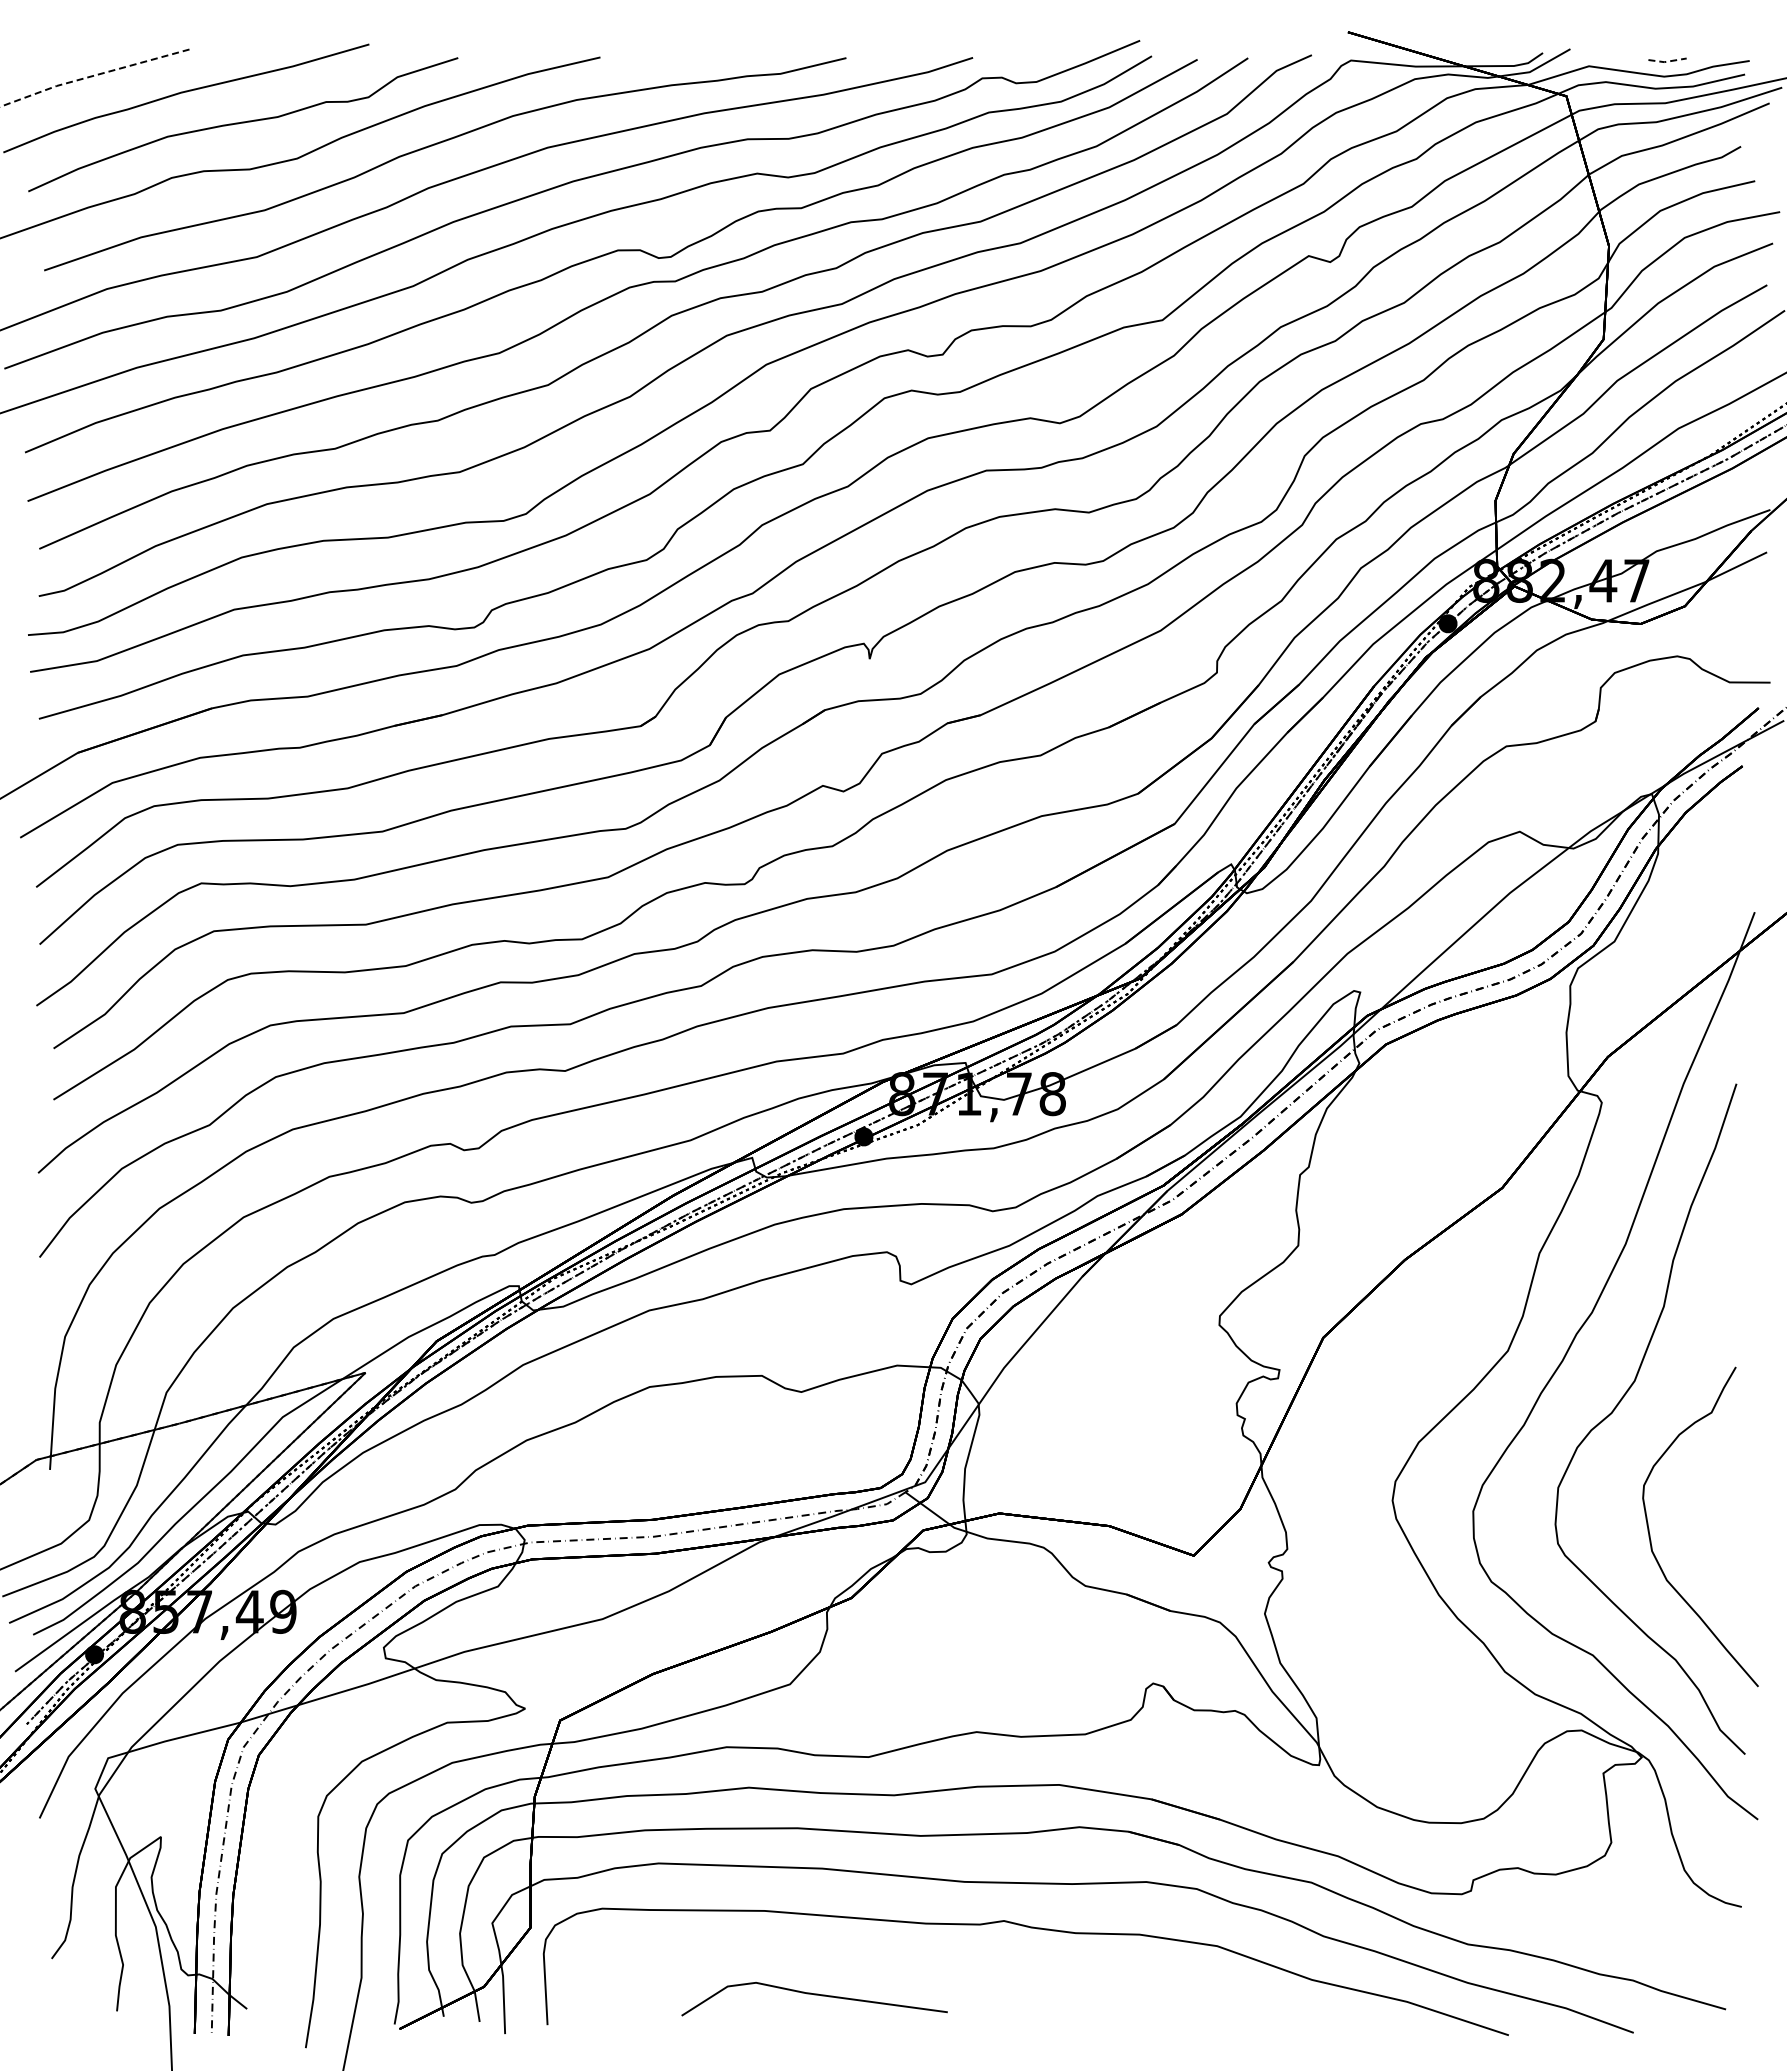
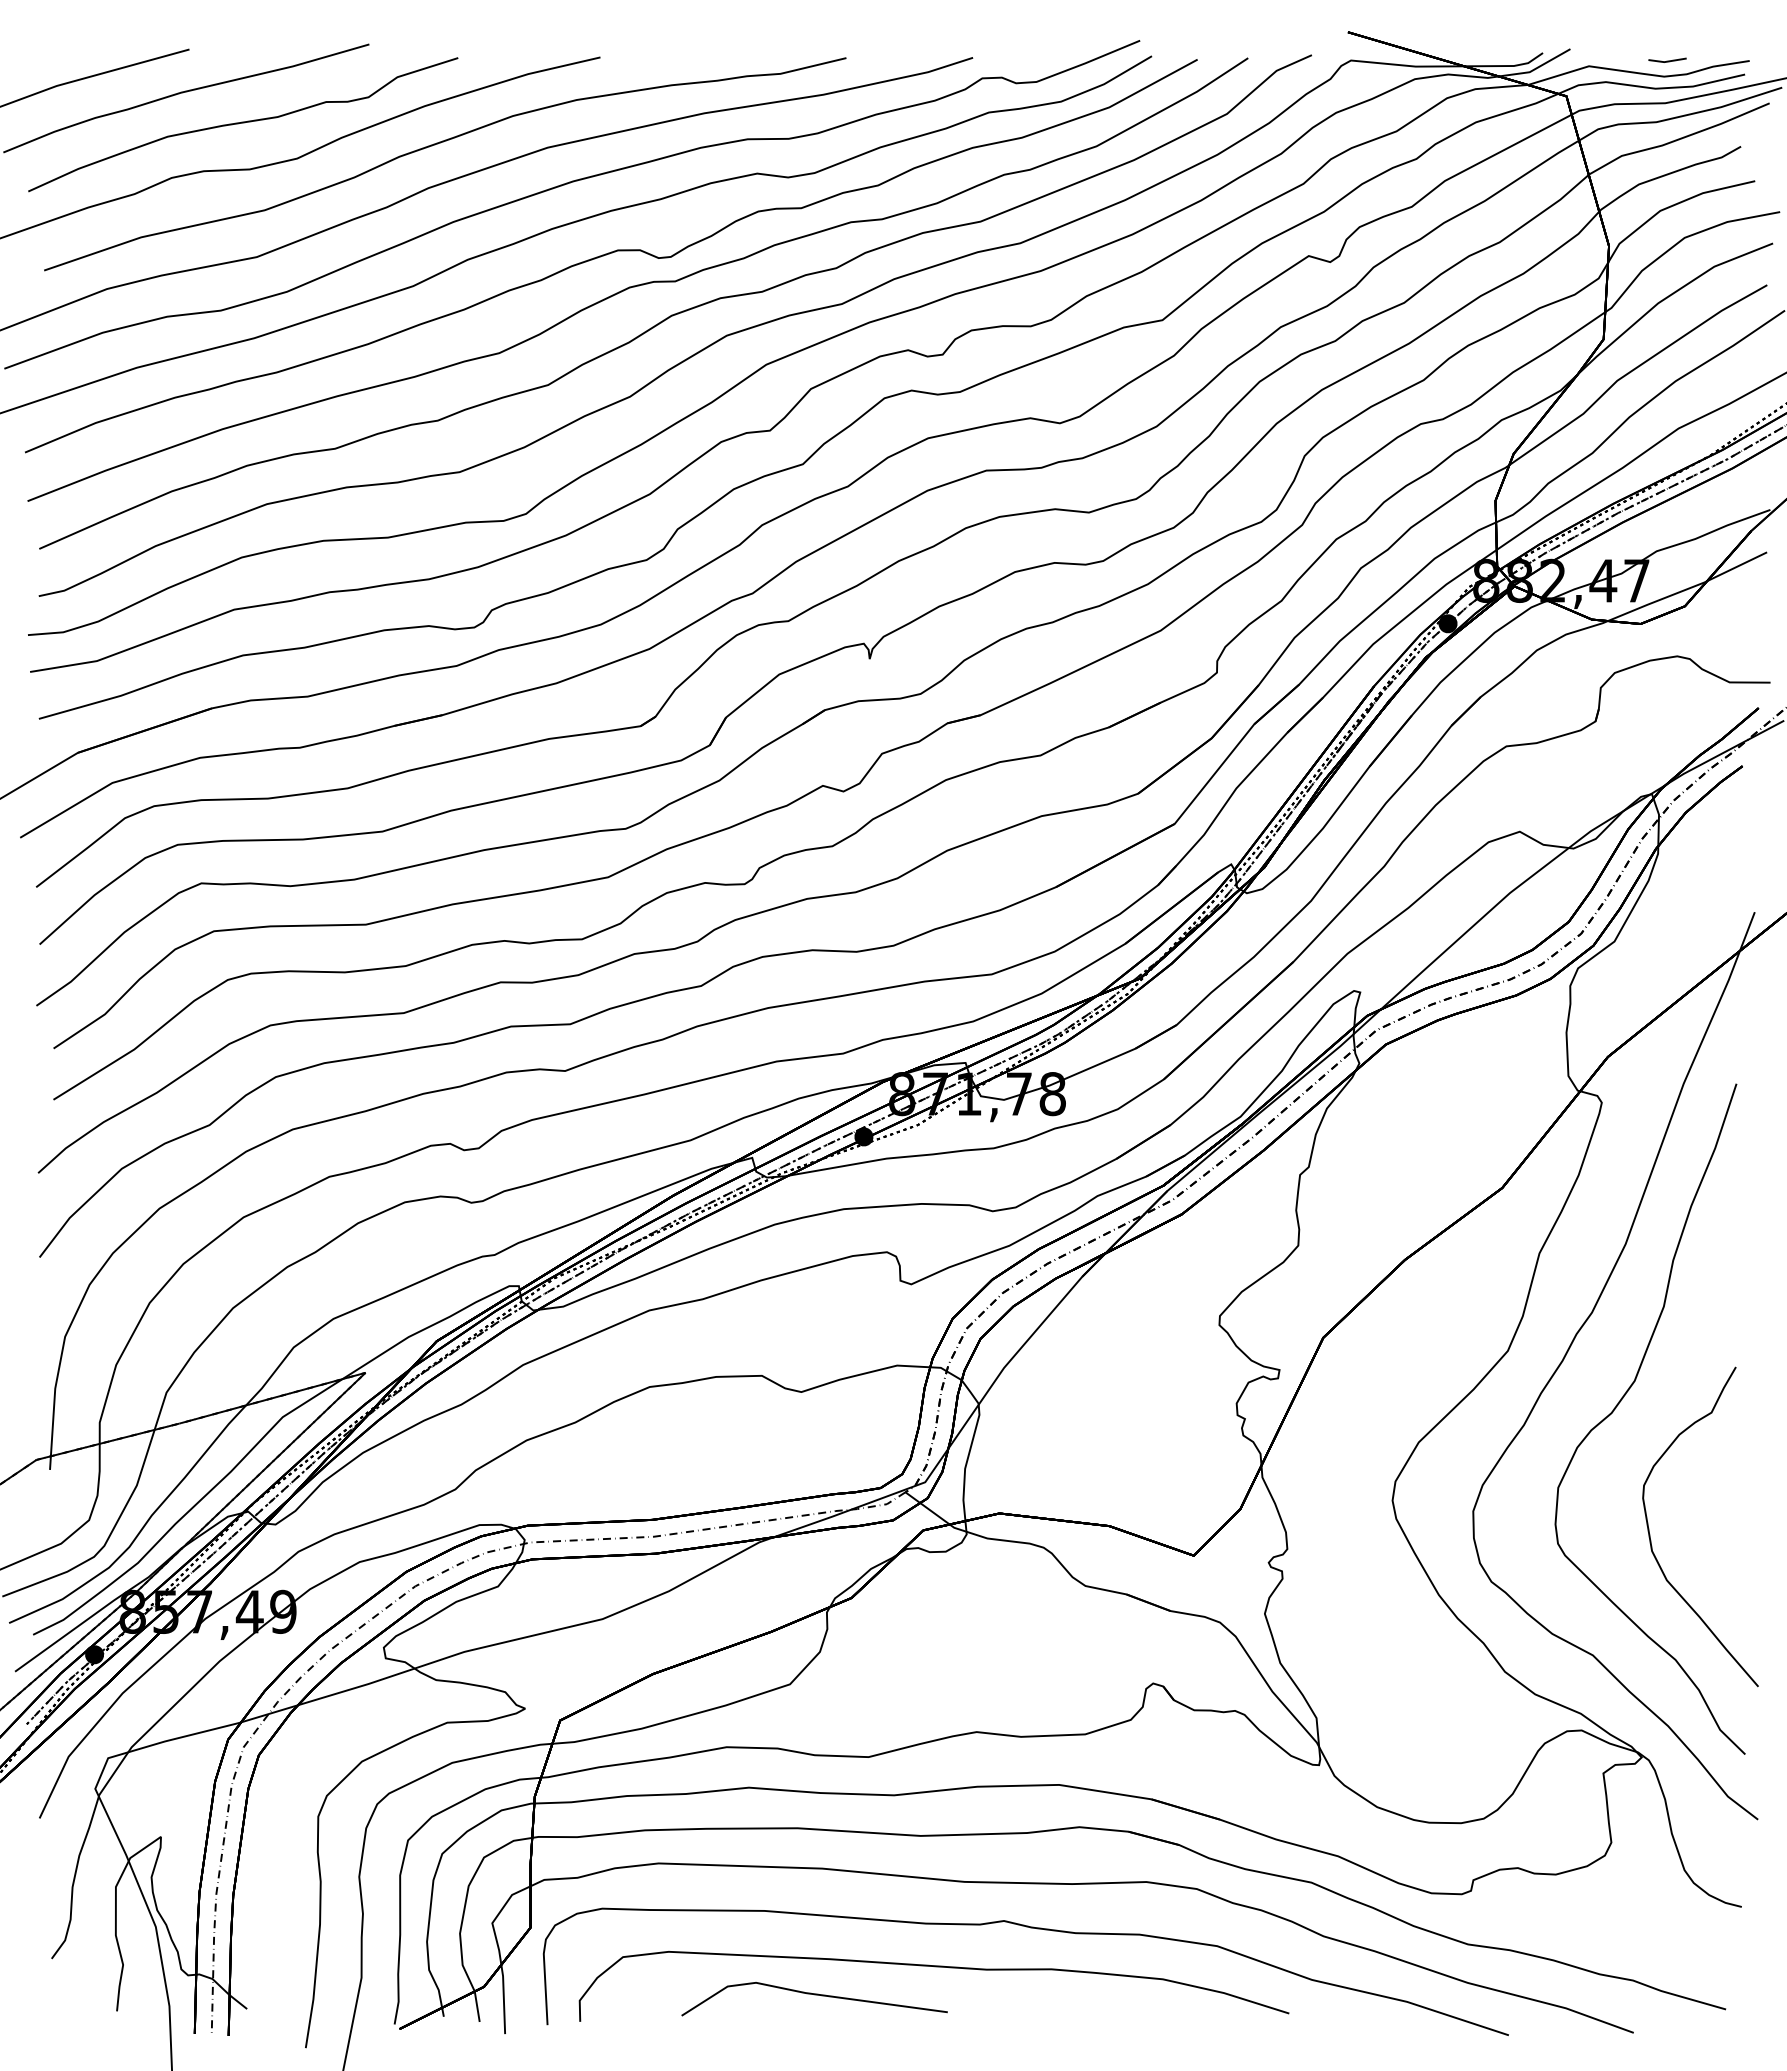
line: dashed -> solid (1667, 61)
line: dashed -> solid (93, 75)
curve: none -> present (934, 1967)
